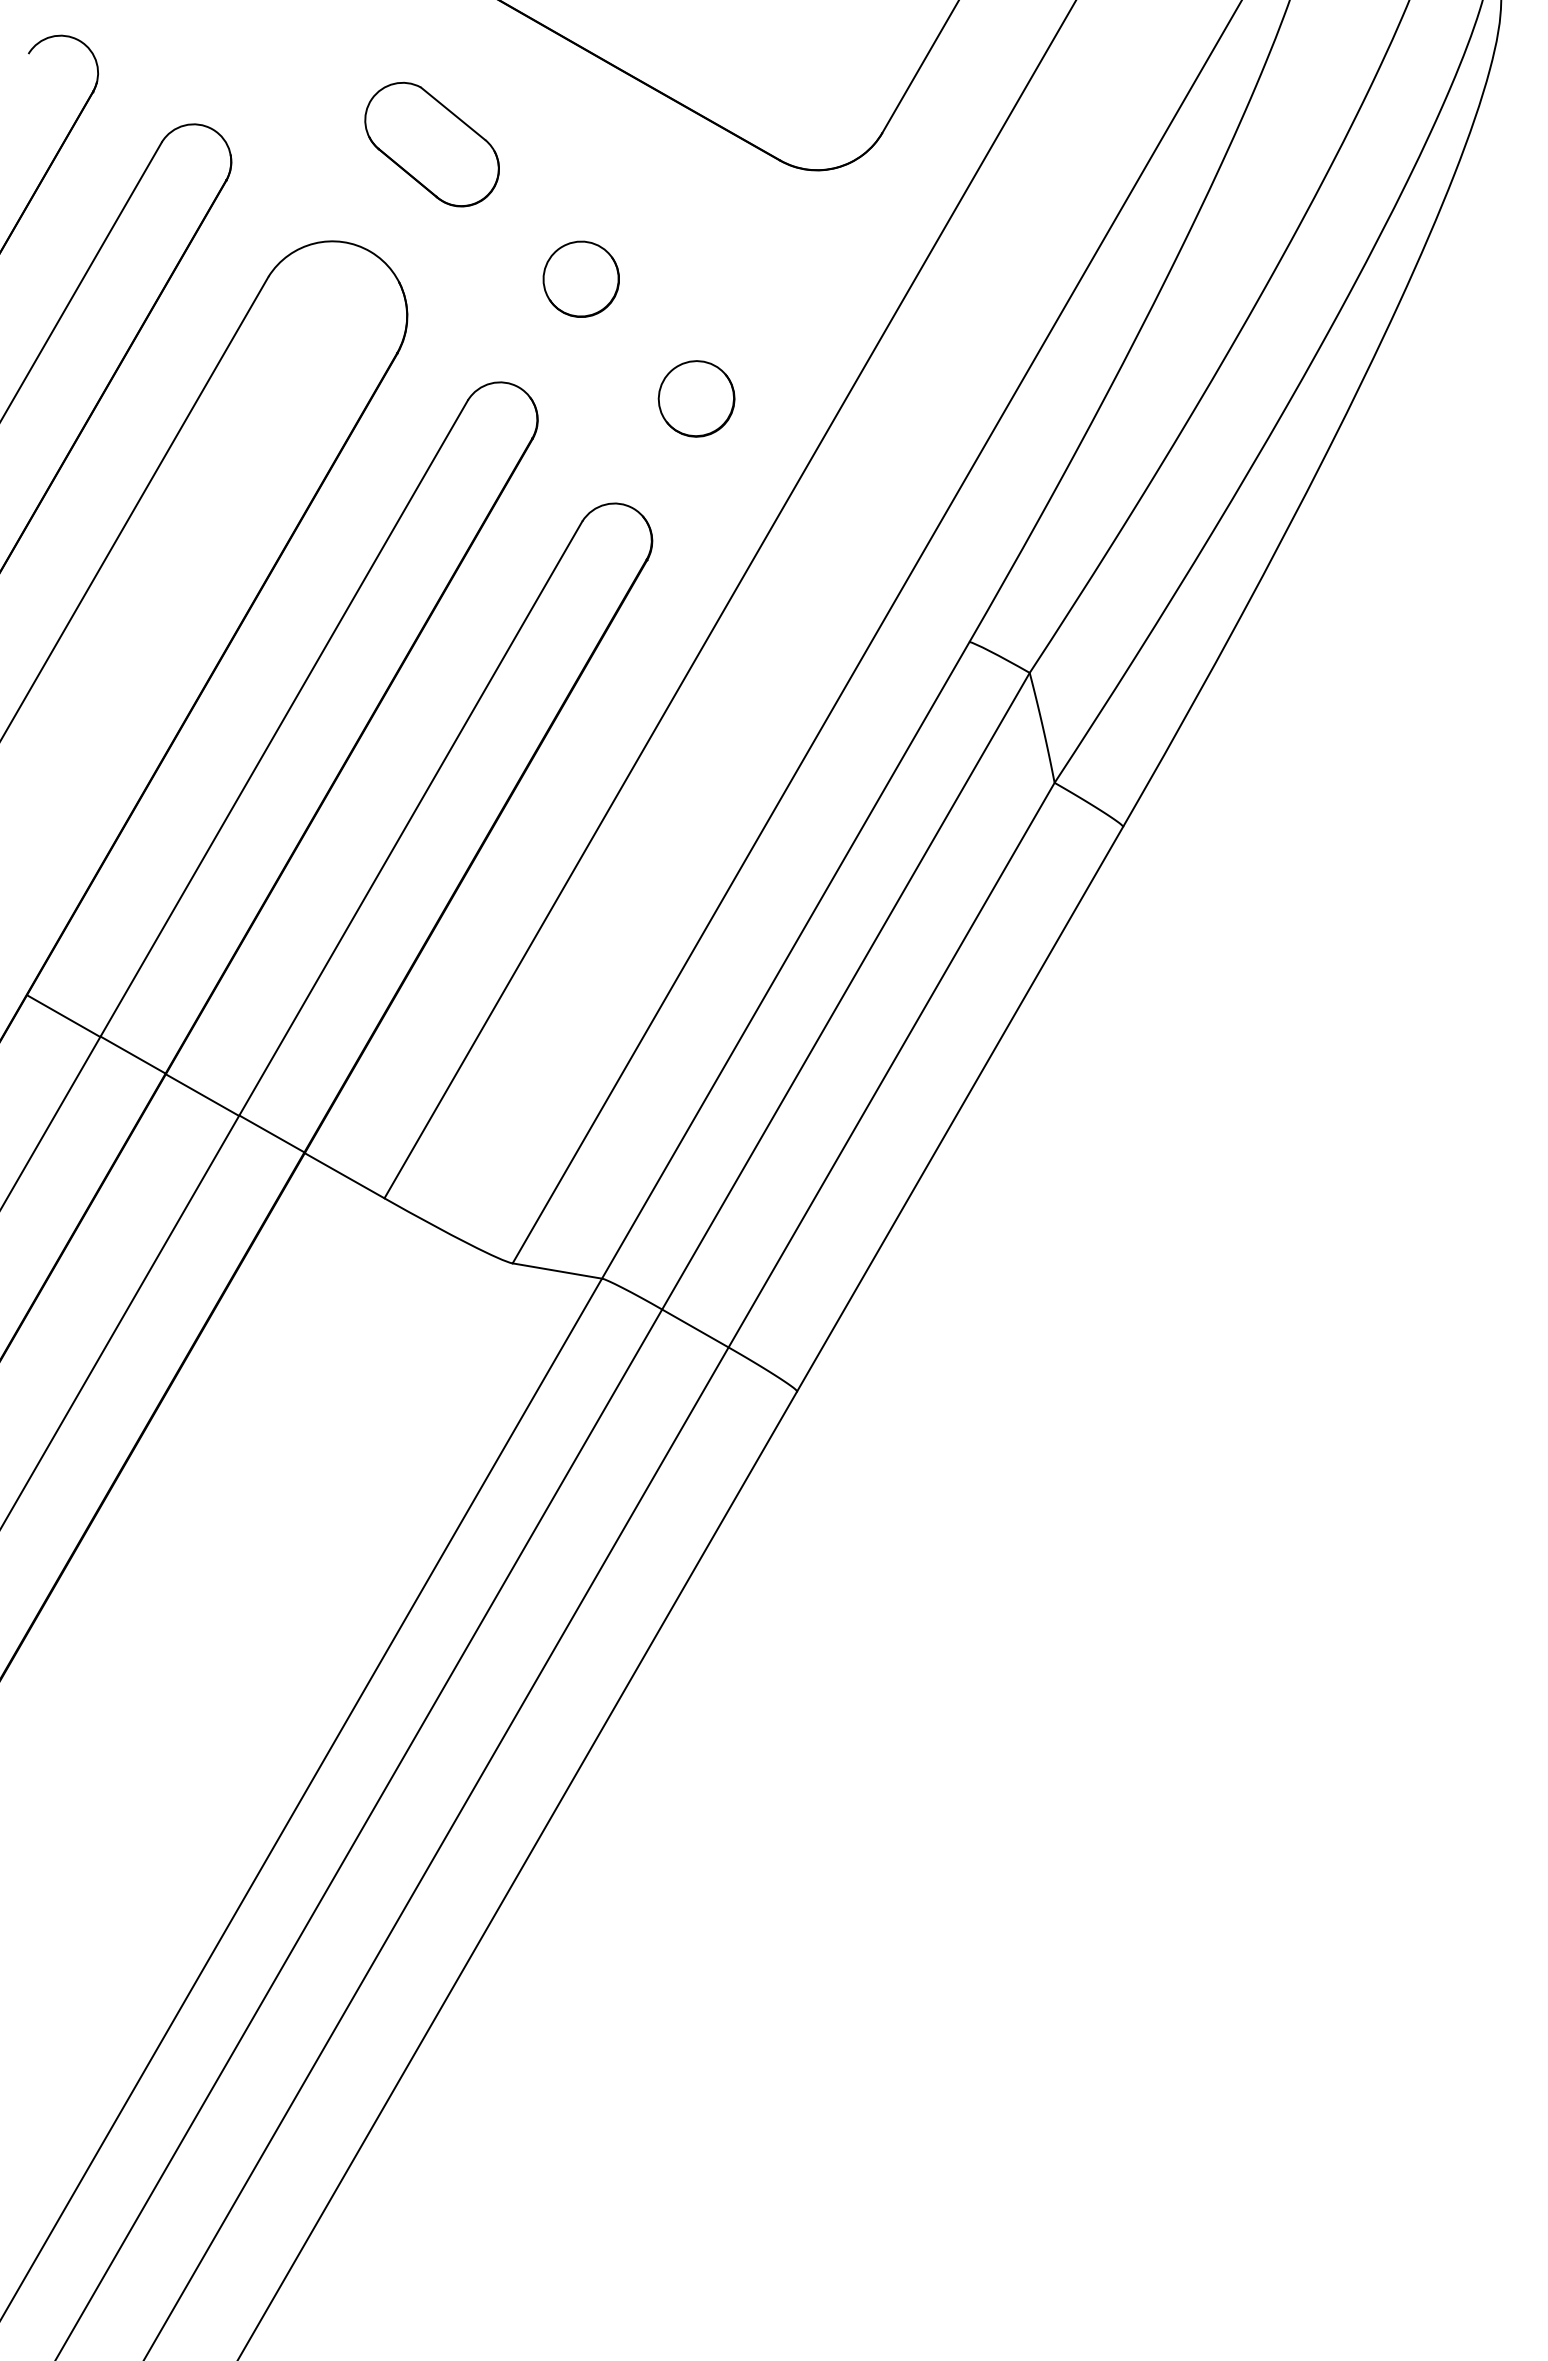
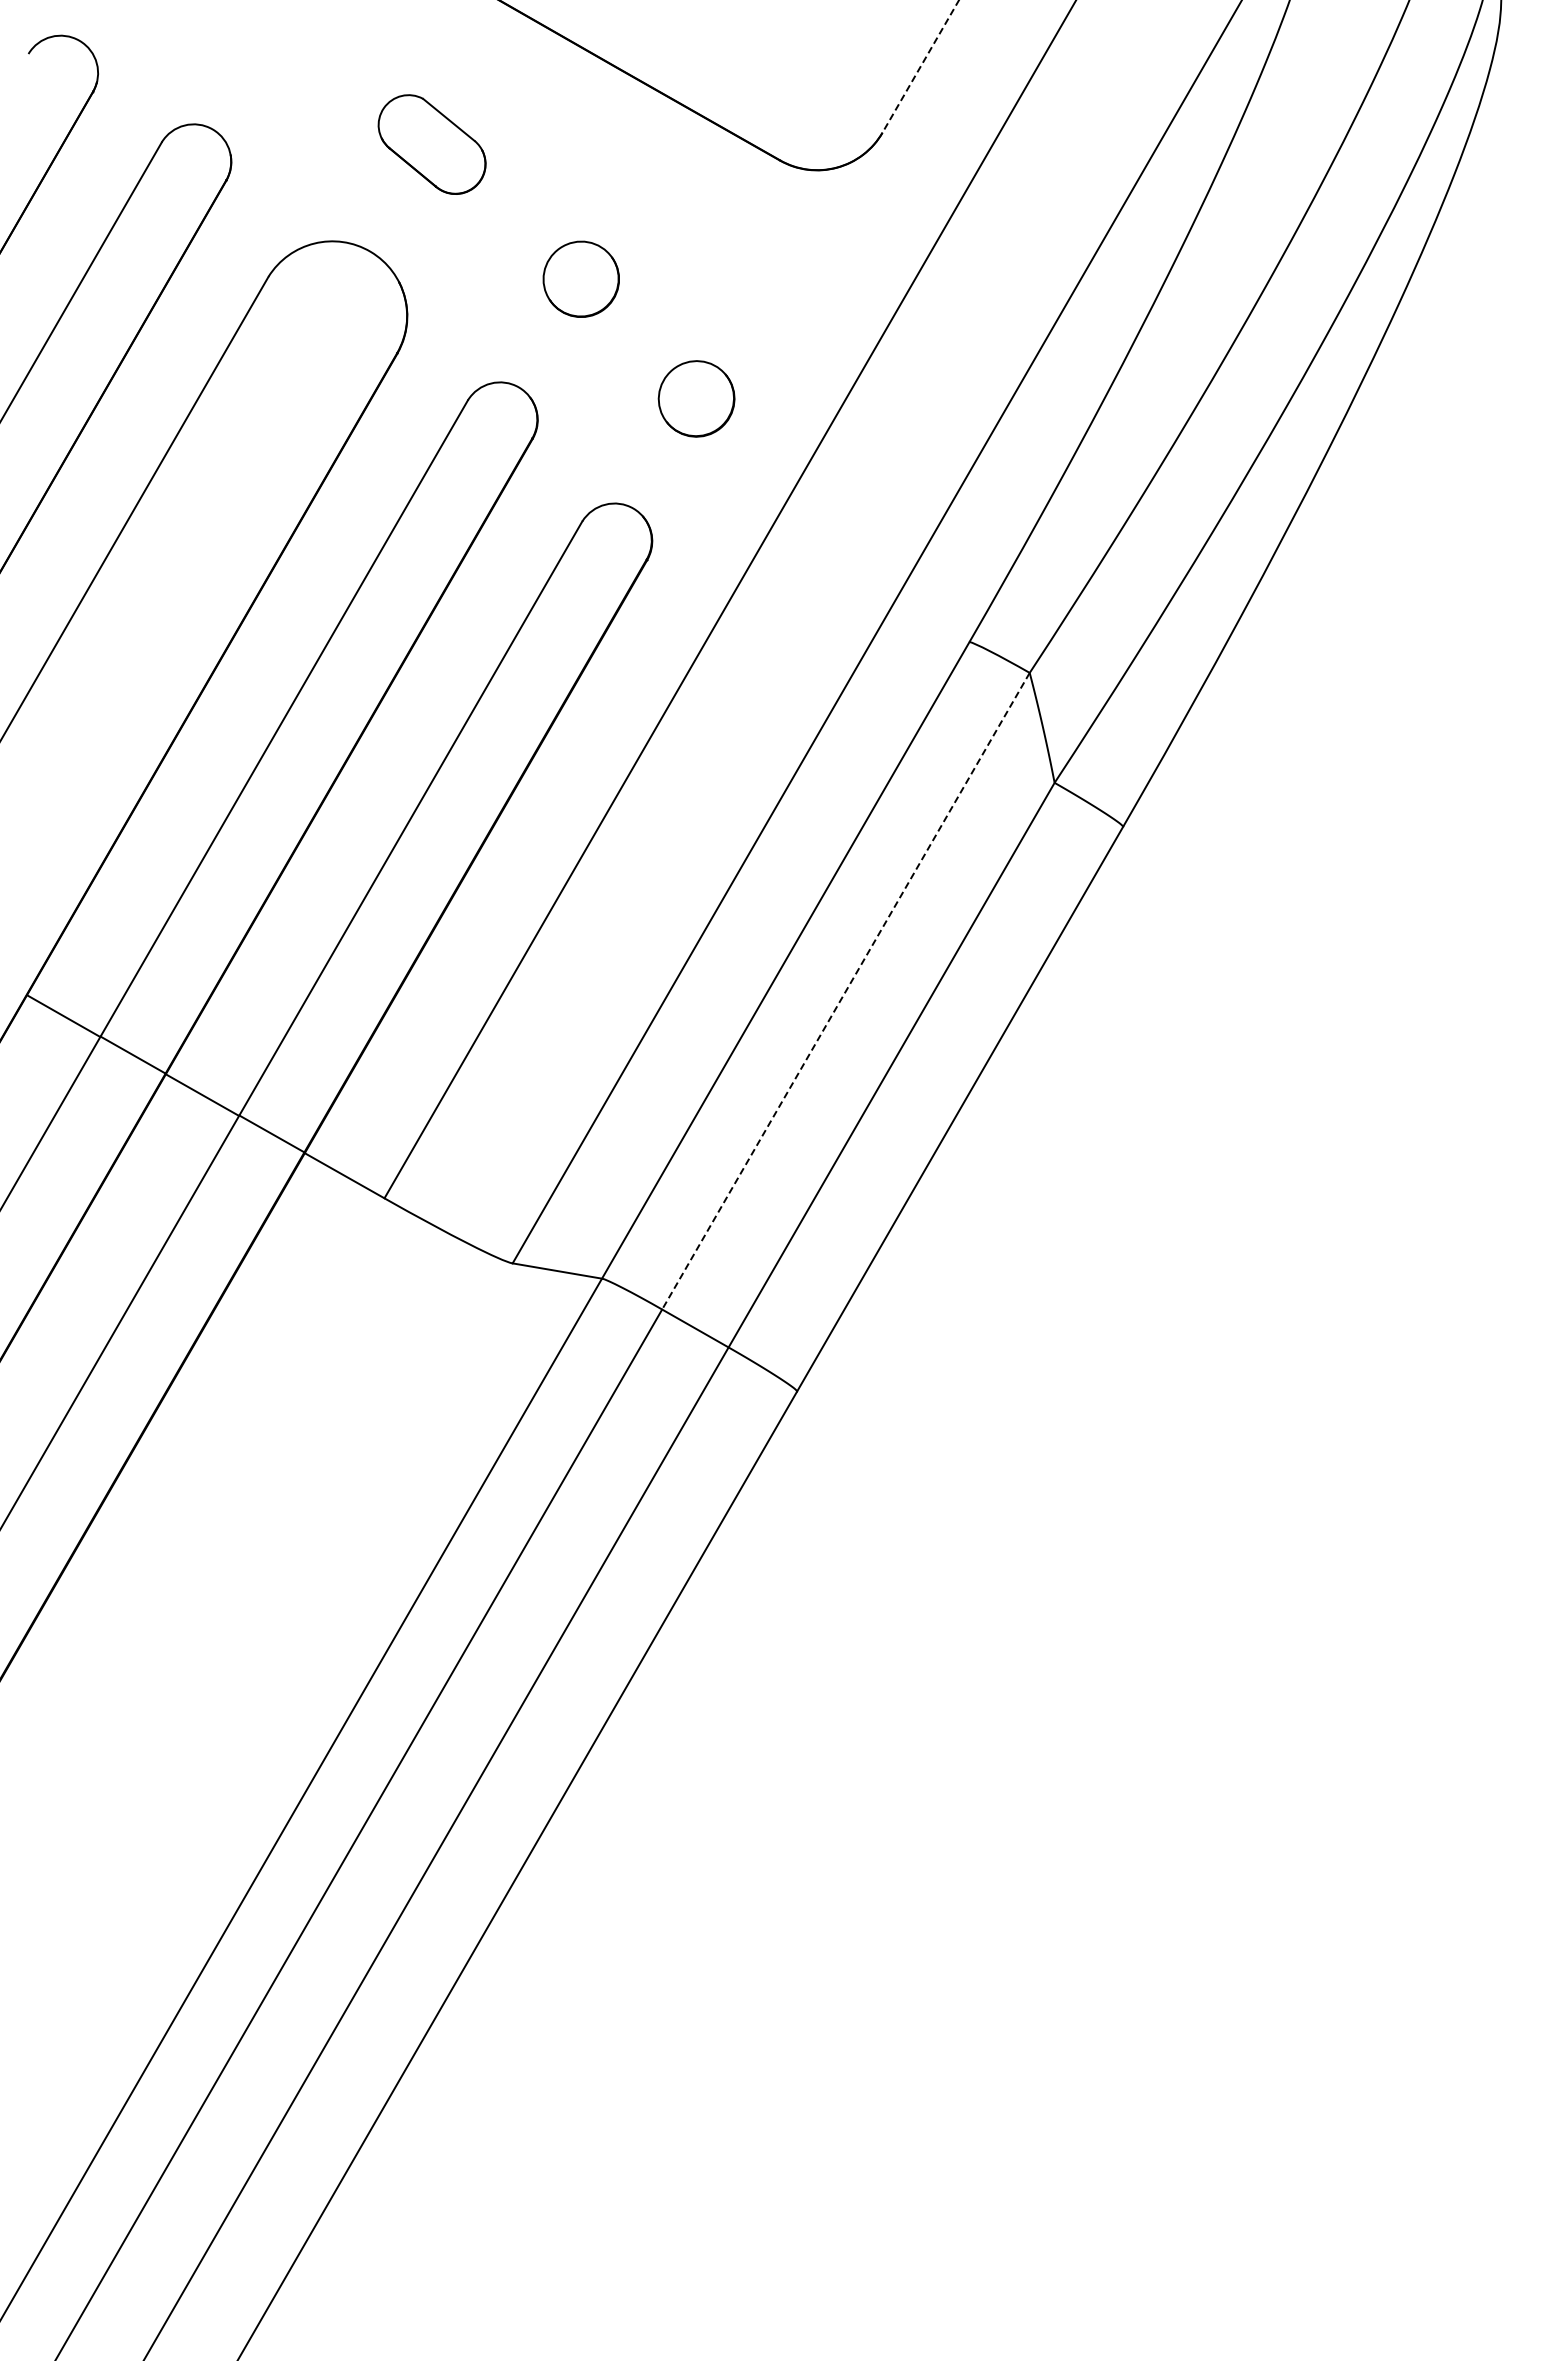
line: solid -> dashed (920, 67)
part size: 136x127 px -> 110x101 px (431, 144)
line: solid -> dashed (845, 991)
